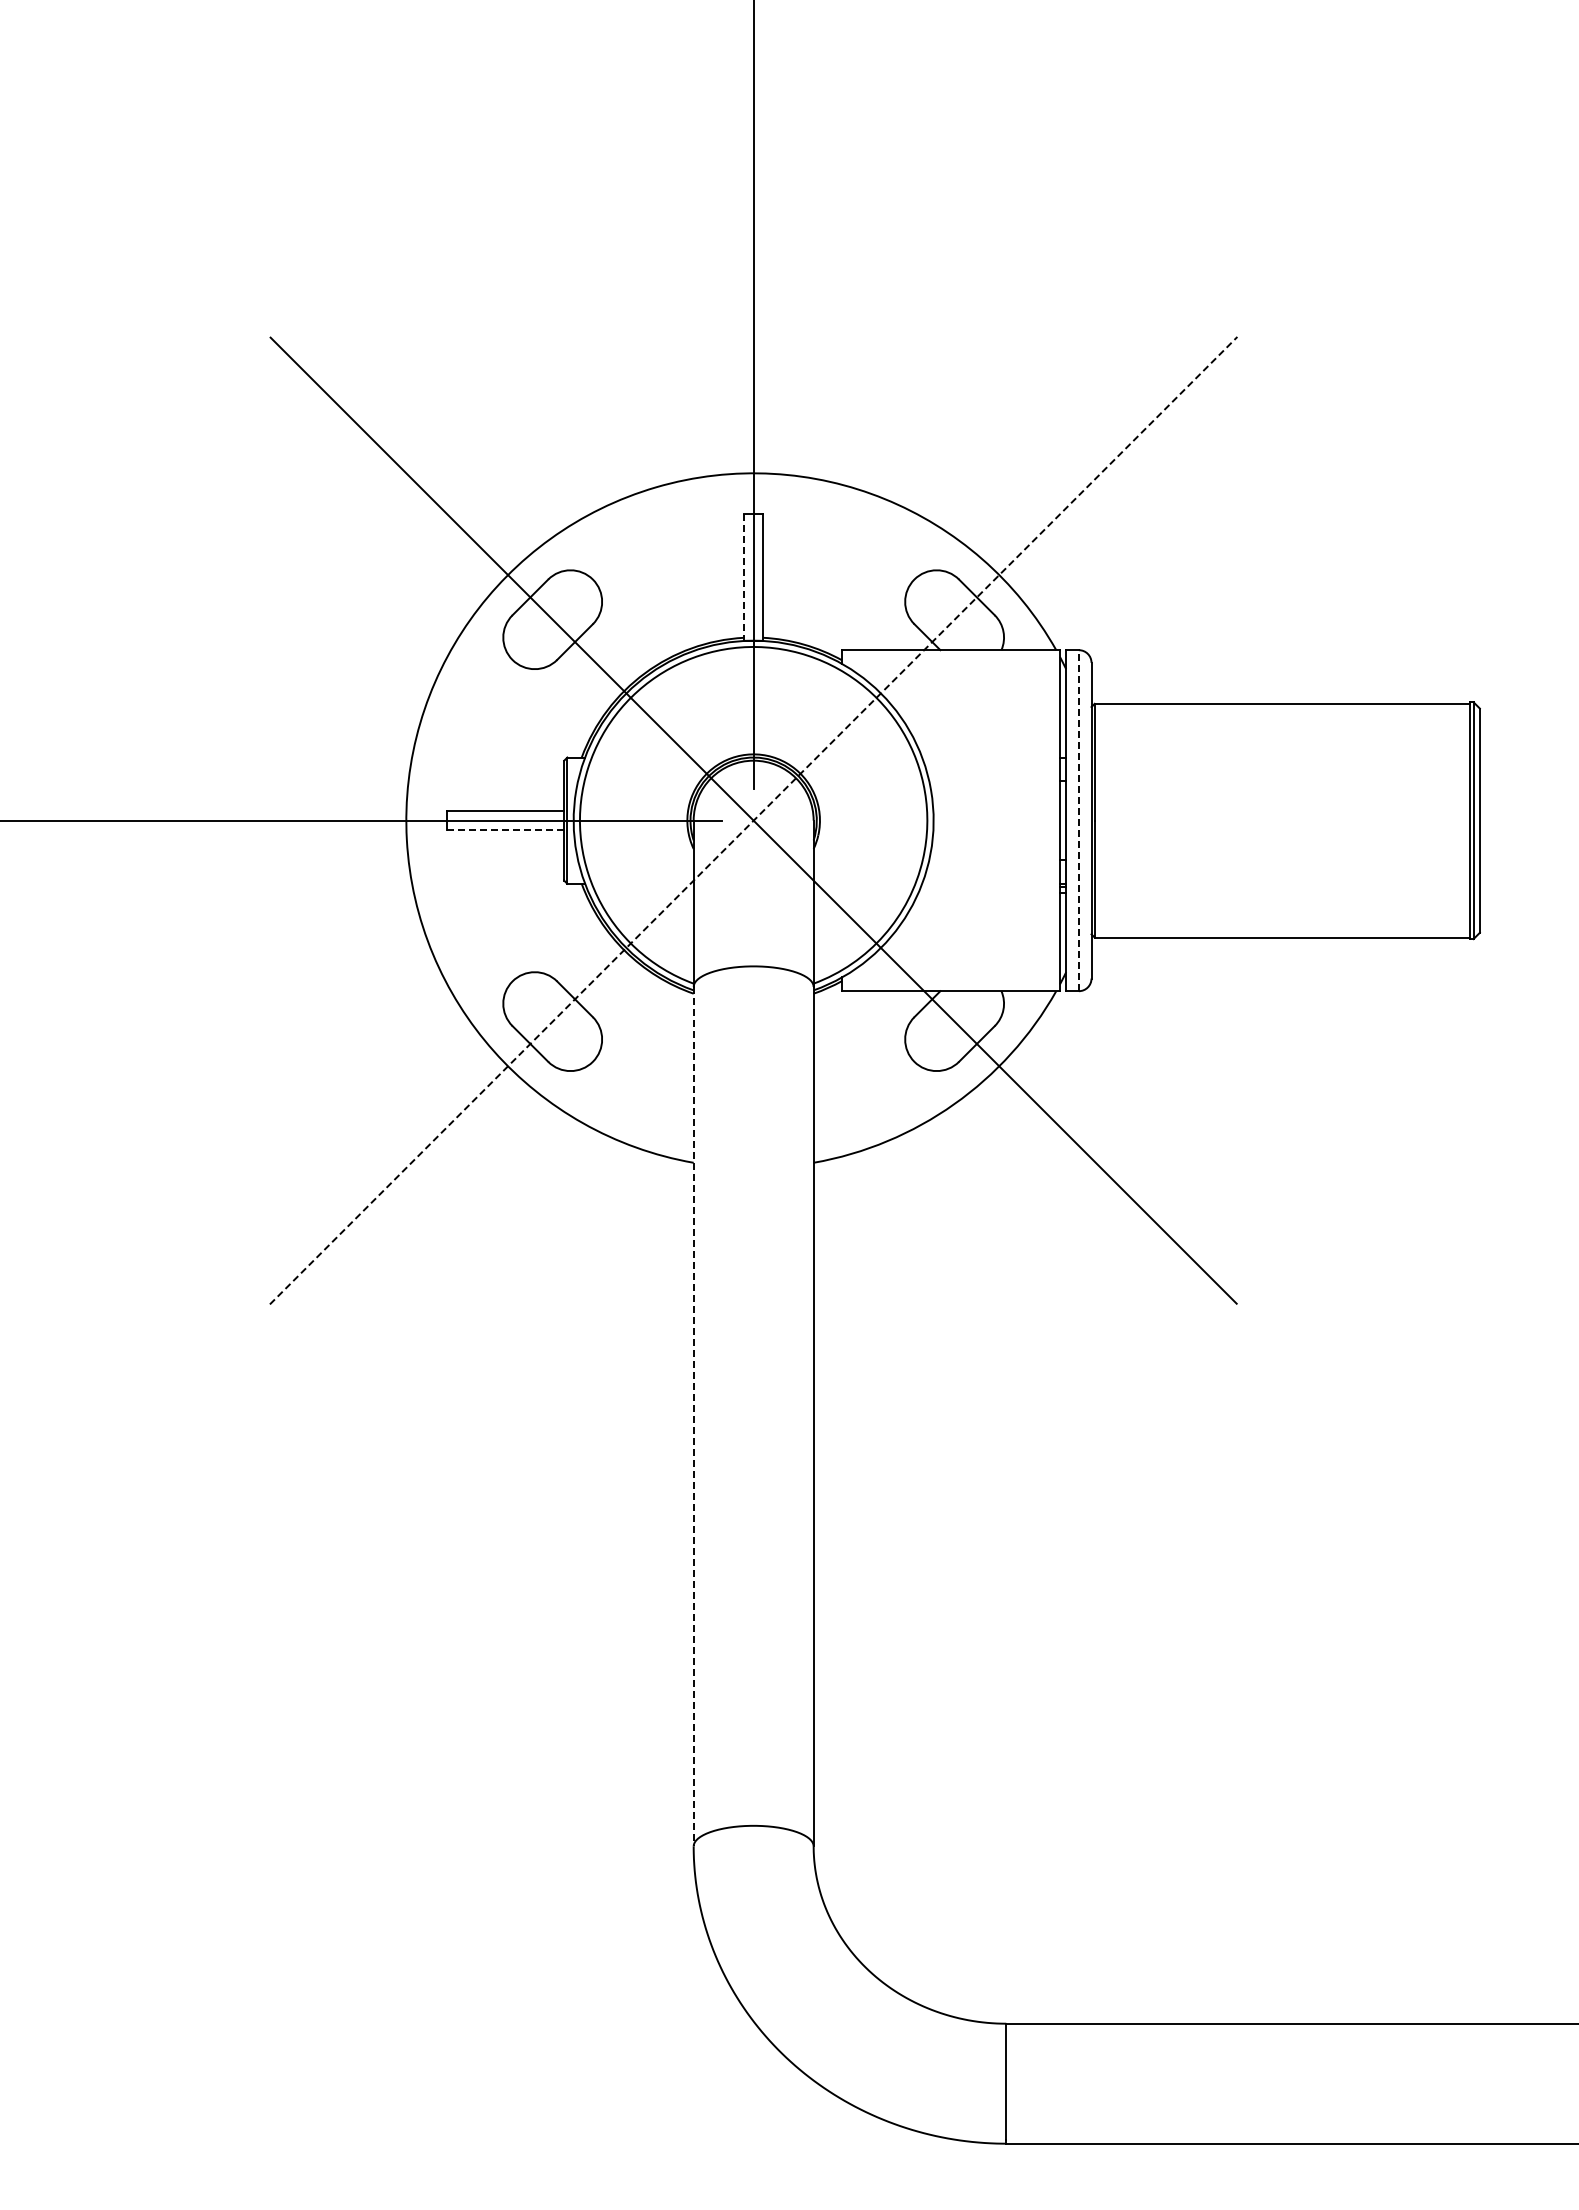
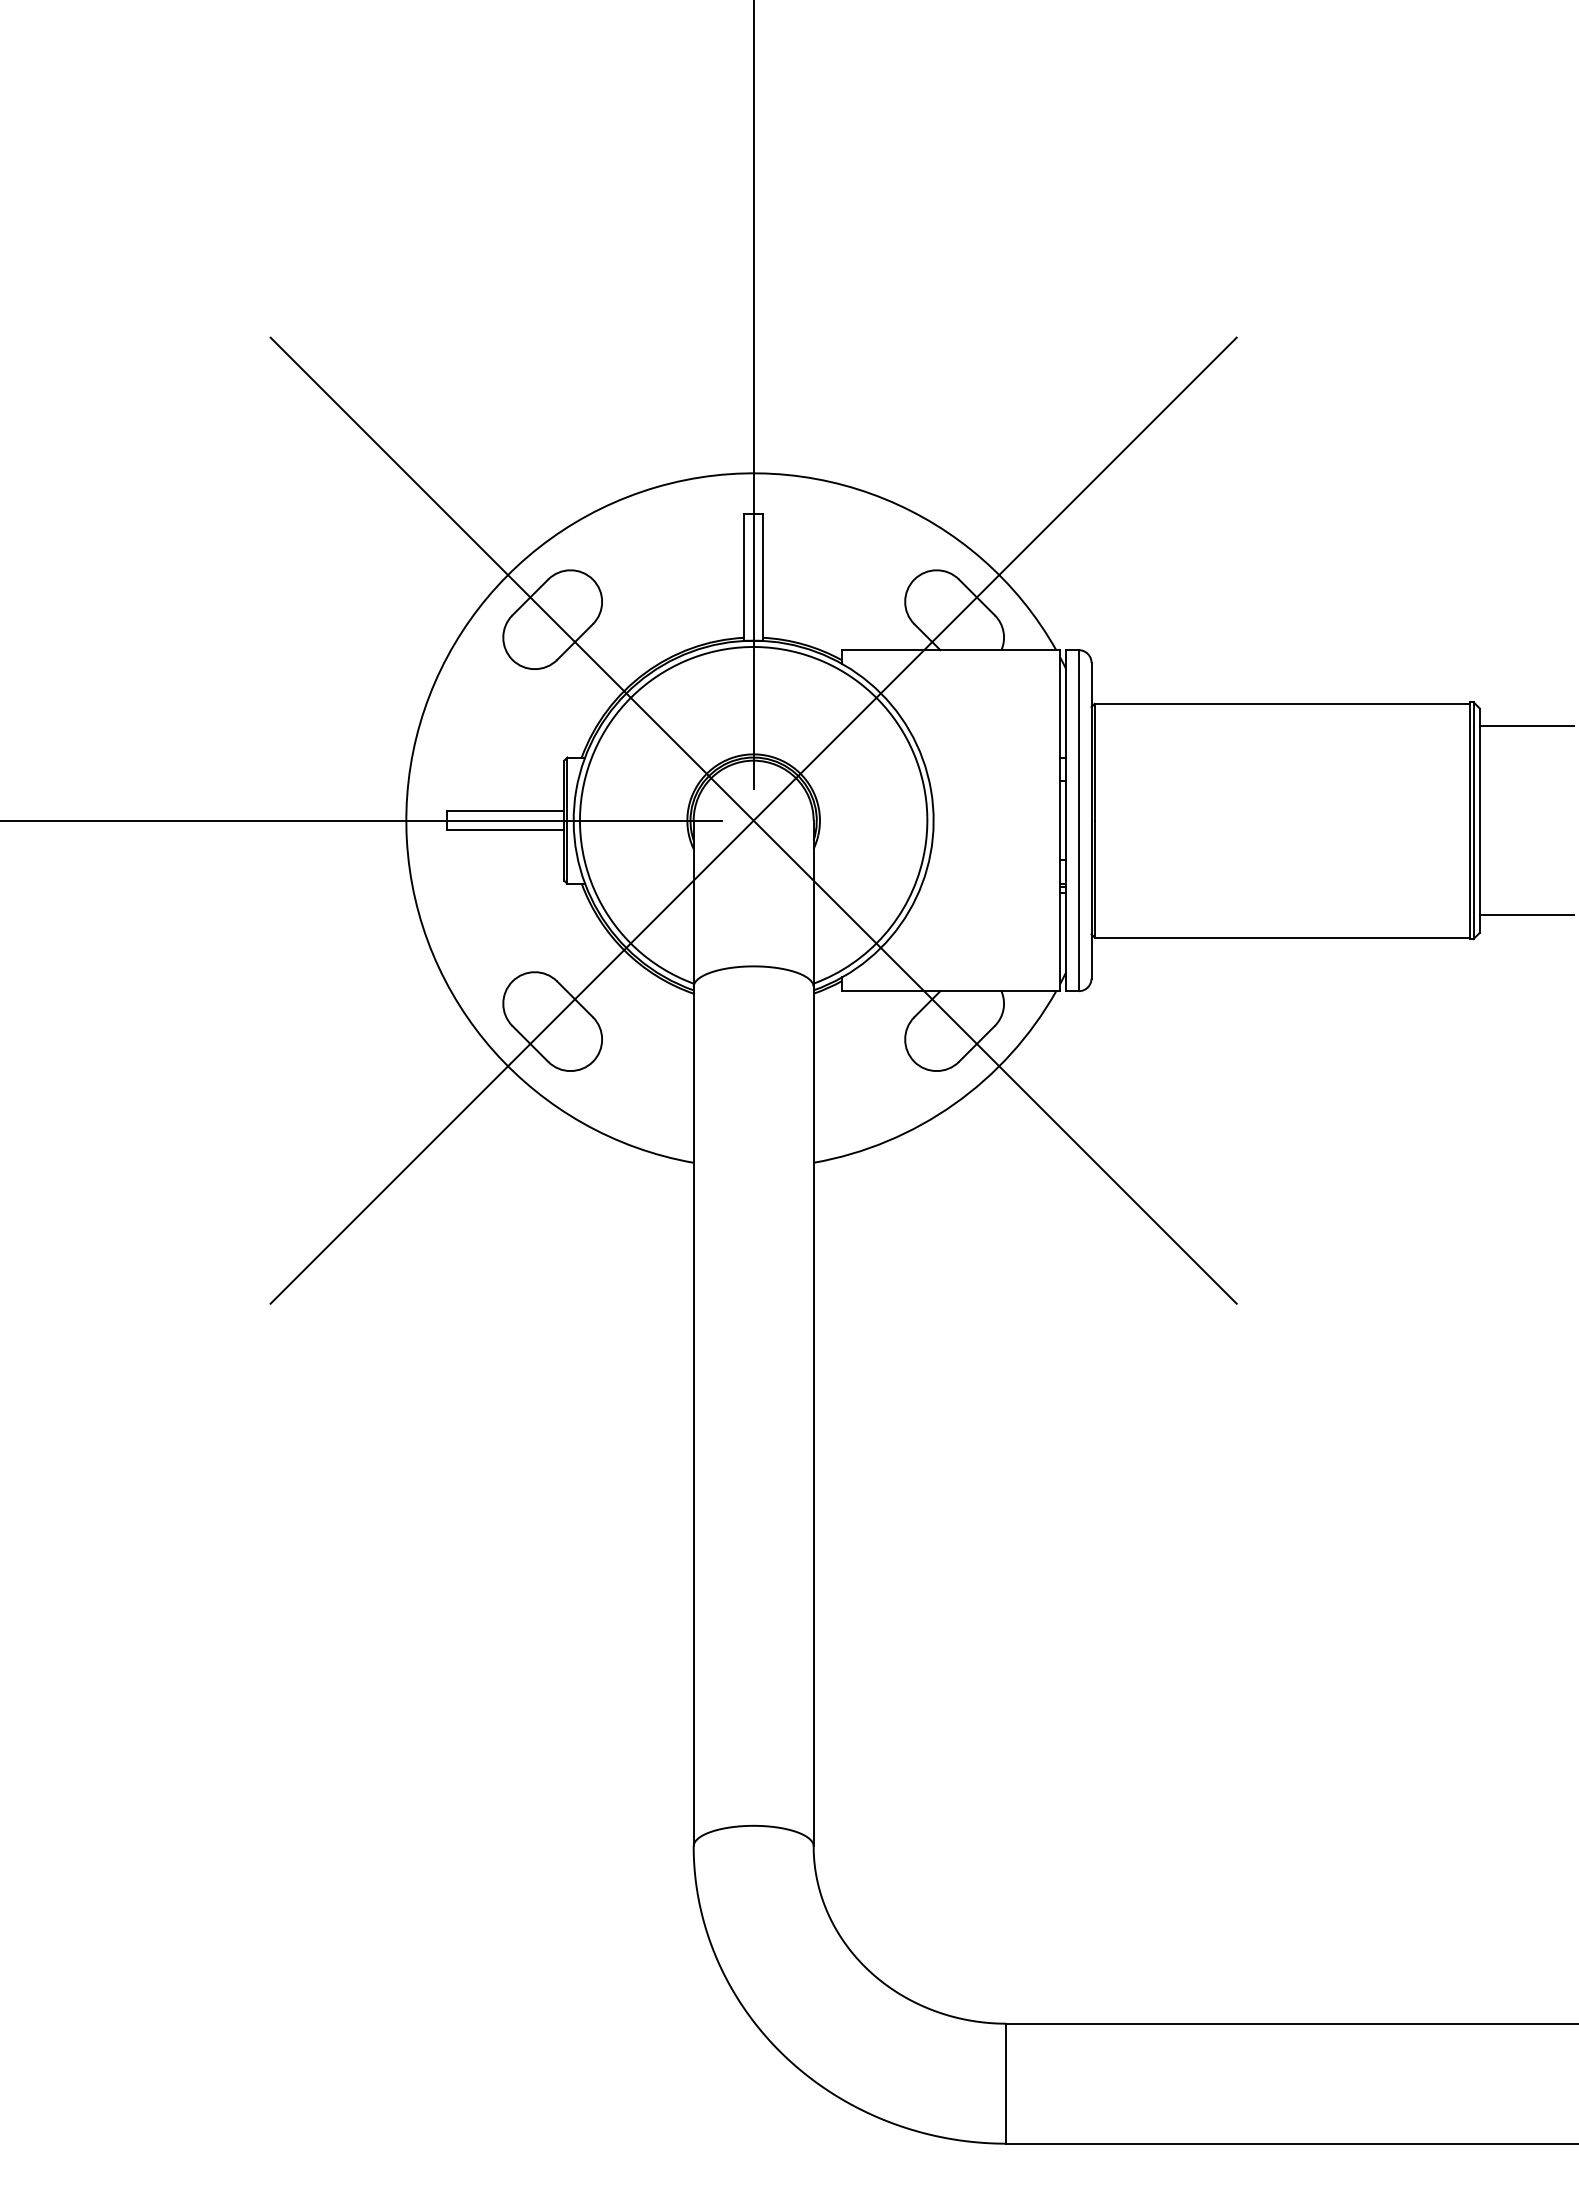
line: dashed -> solid (744, 578)
line: none -> present (1526, 725)
line: dashed -> solid (754, 820)
line: dashed -> solid (1078, 820)
line: dashed -> solid (506, 830)
line: none -> present (1526, 915)
line: dashed -> solid (693, 1416)
